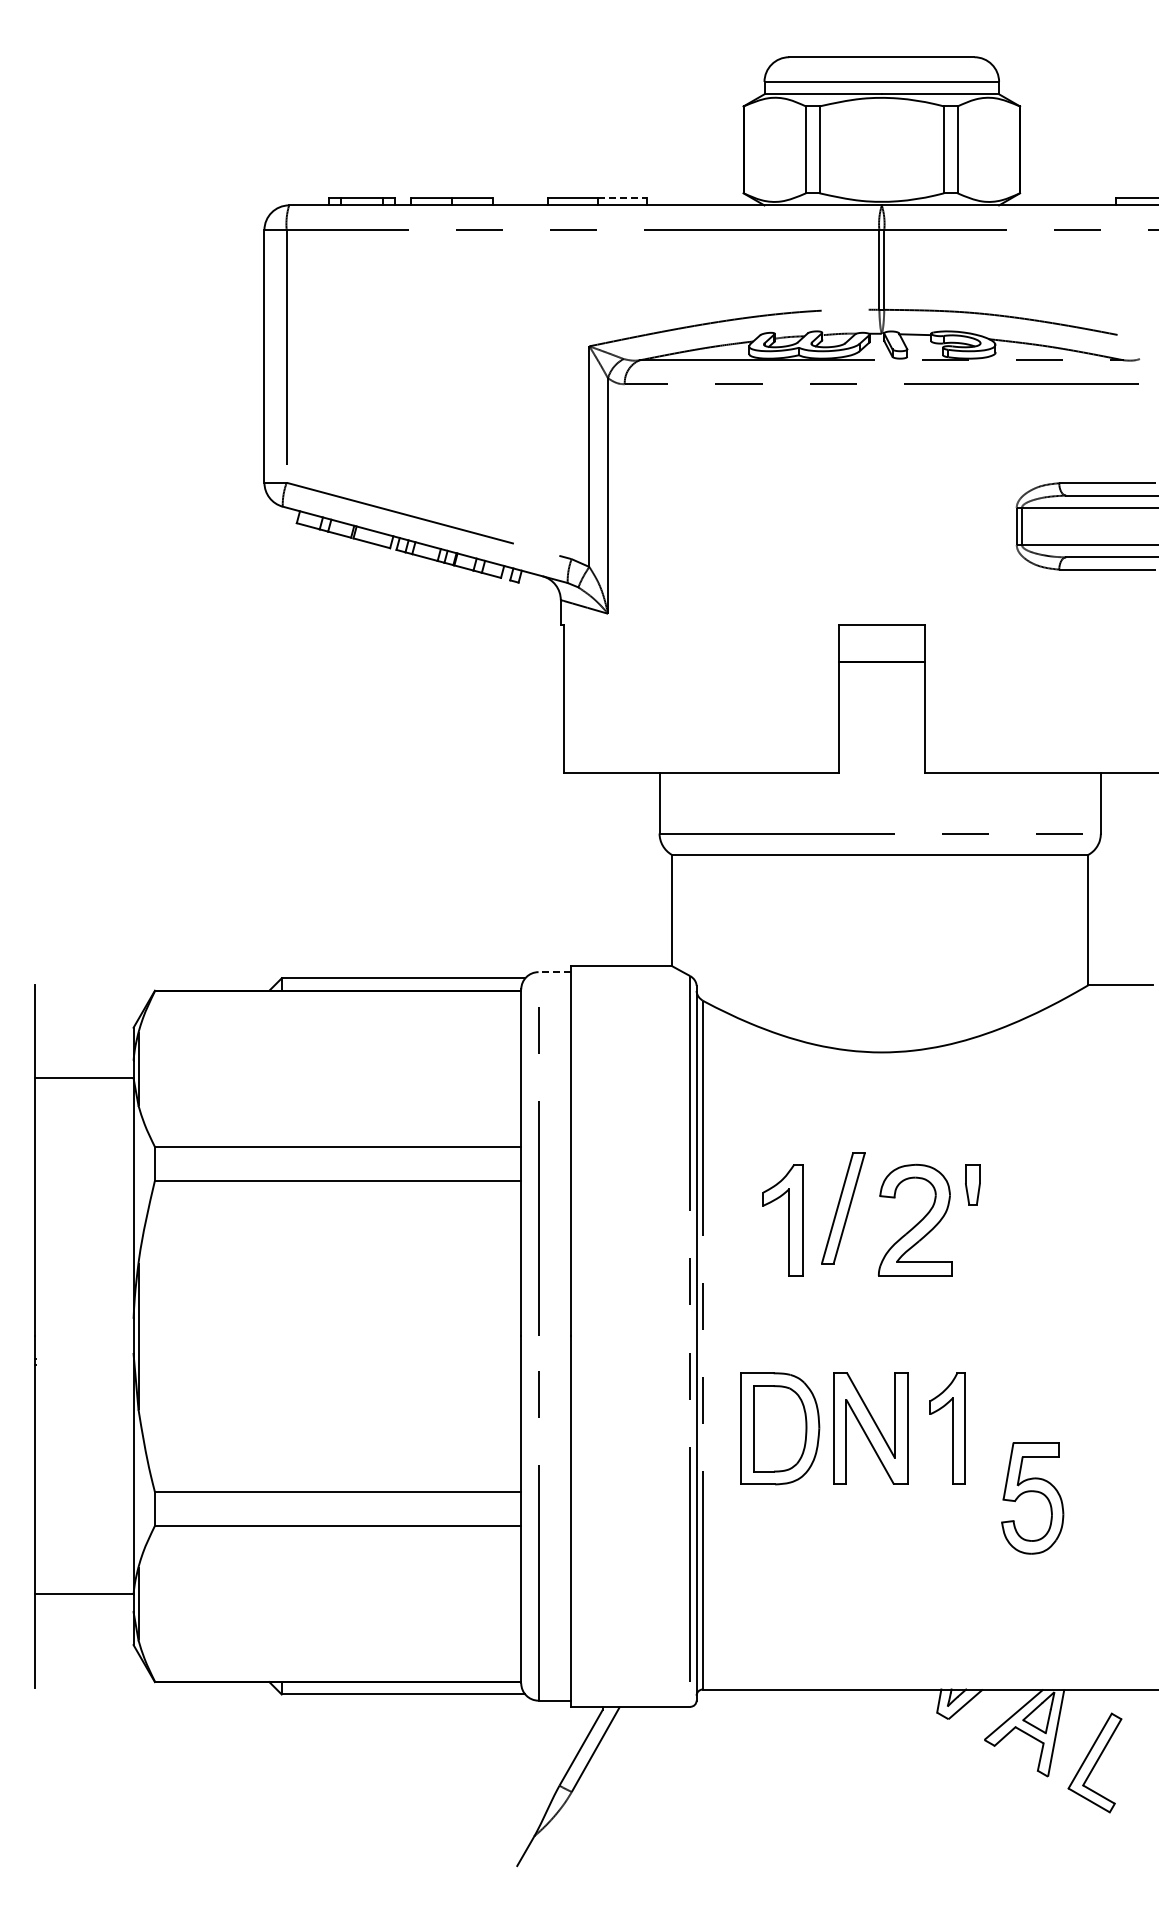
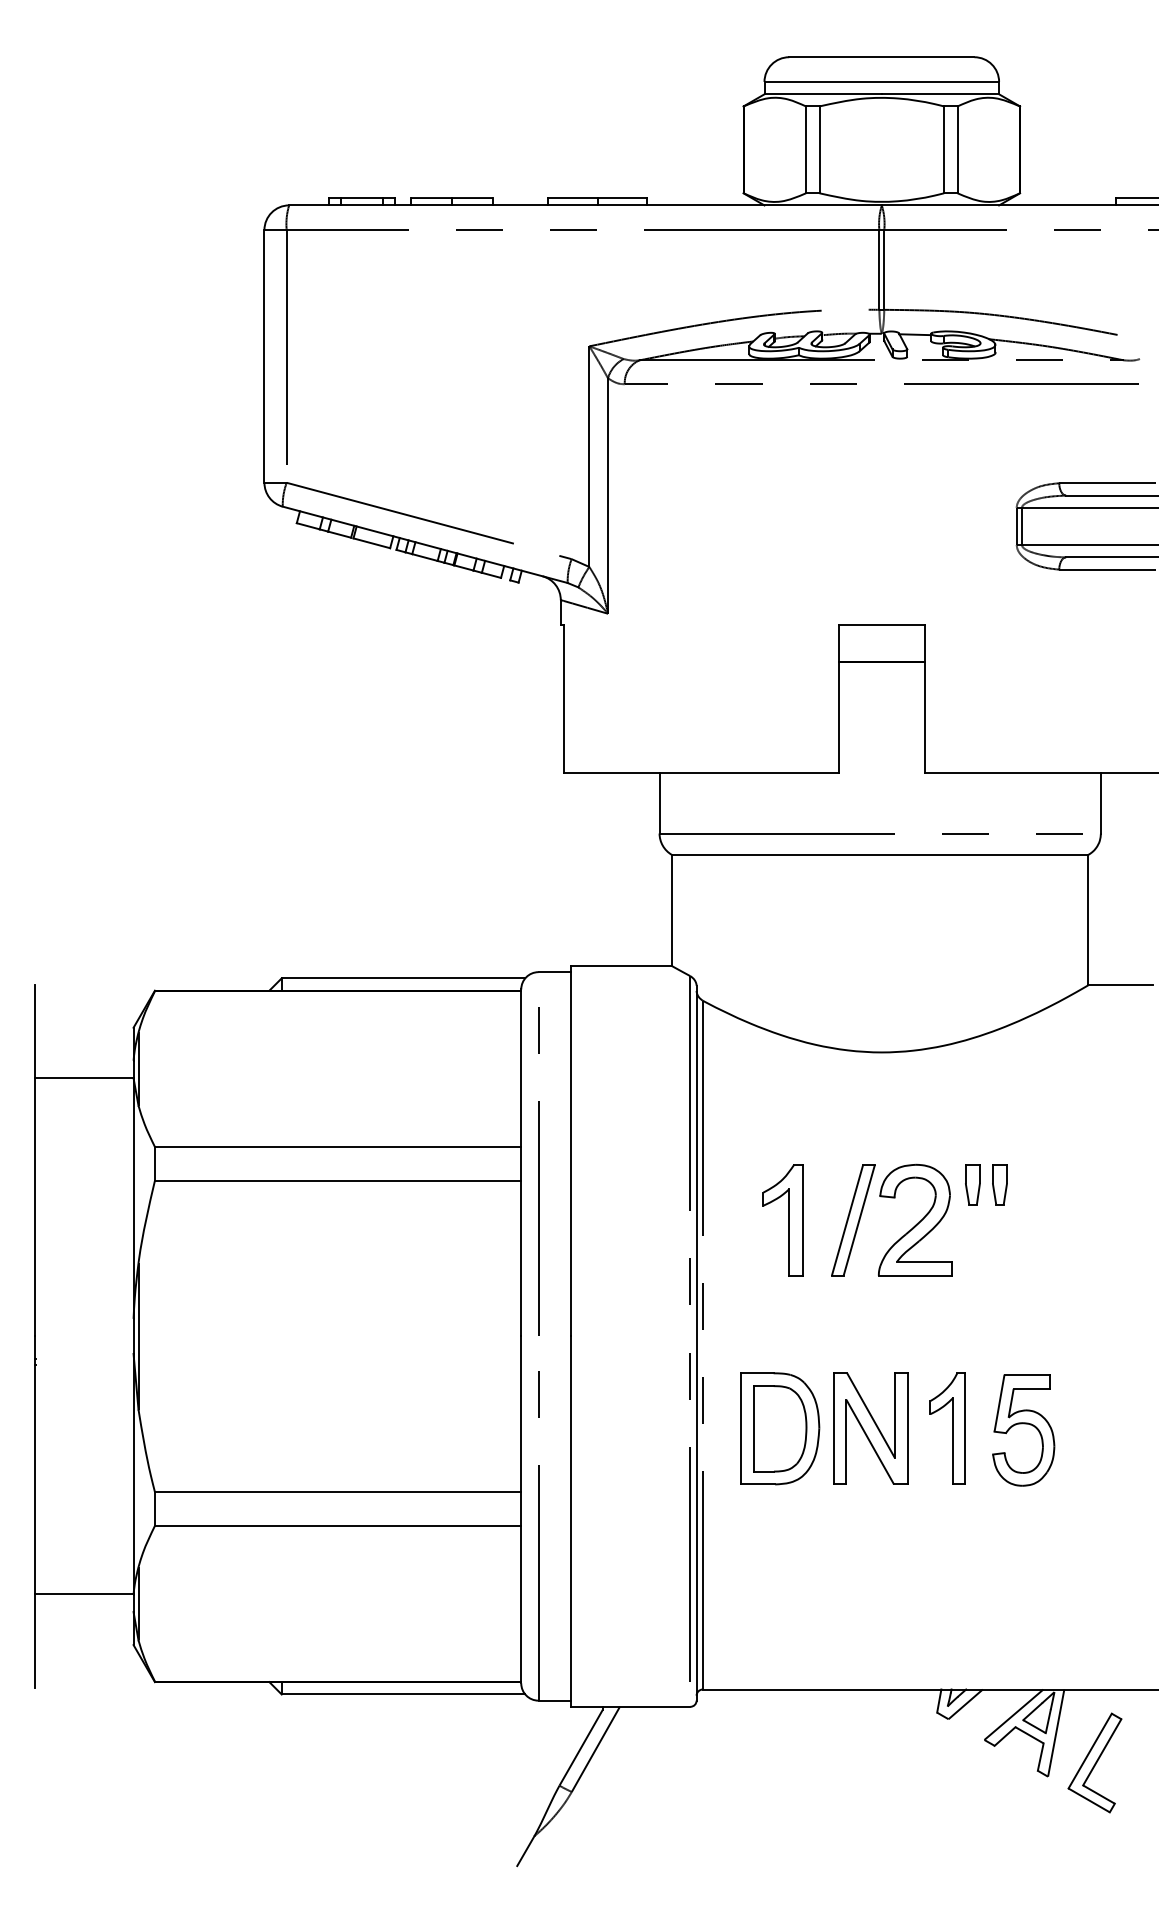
line: dashed -> solid (622, 198)
line: dashed -> solid (554, 972)
part: none -> present (999, 1184)
part position: (843, 1208) -> (853, 1220) (853, 1220)
part position: (1032, 1498) -> (1023, 1430) (1023, 1430)
